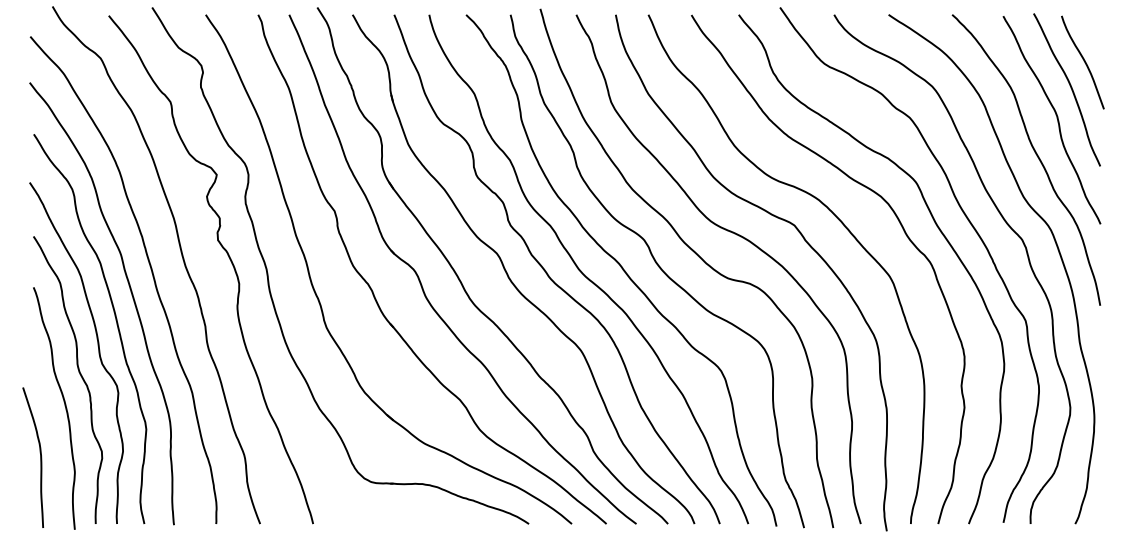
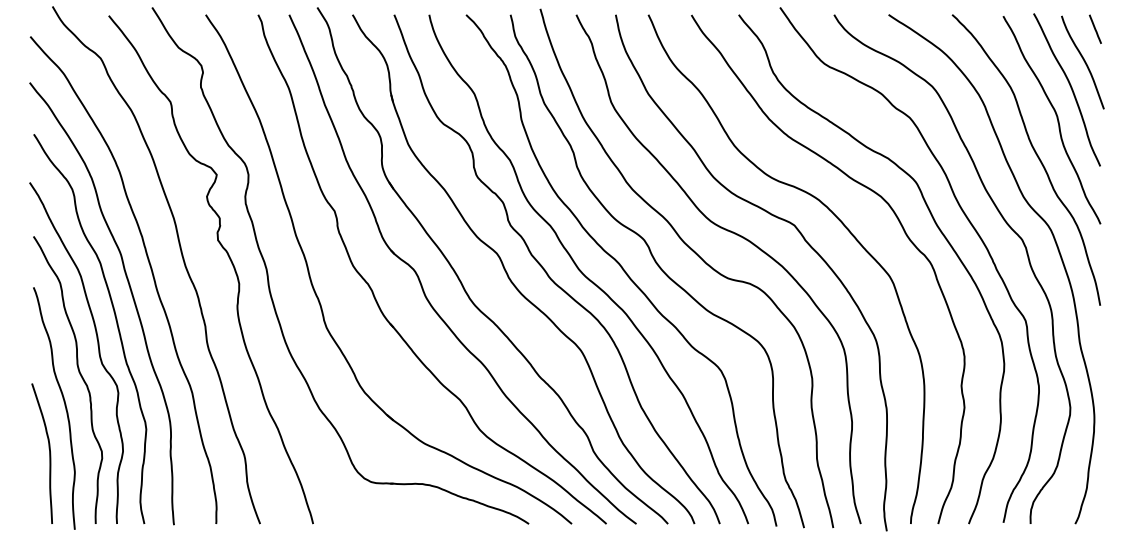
line: none -> present (1094, 28)
curve position: (40, 457) -> (49, 453) (49, 453)
